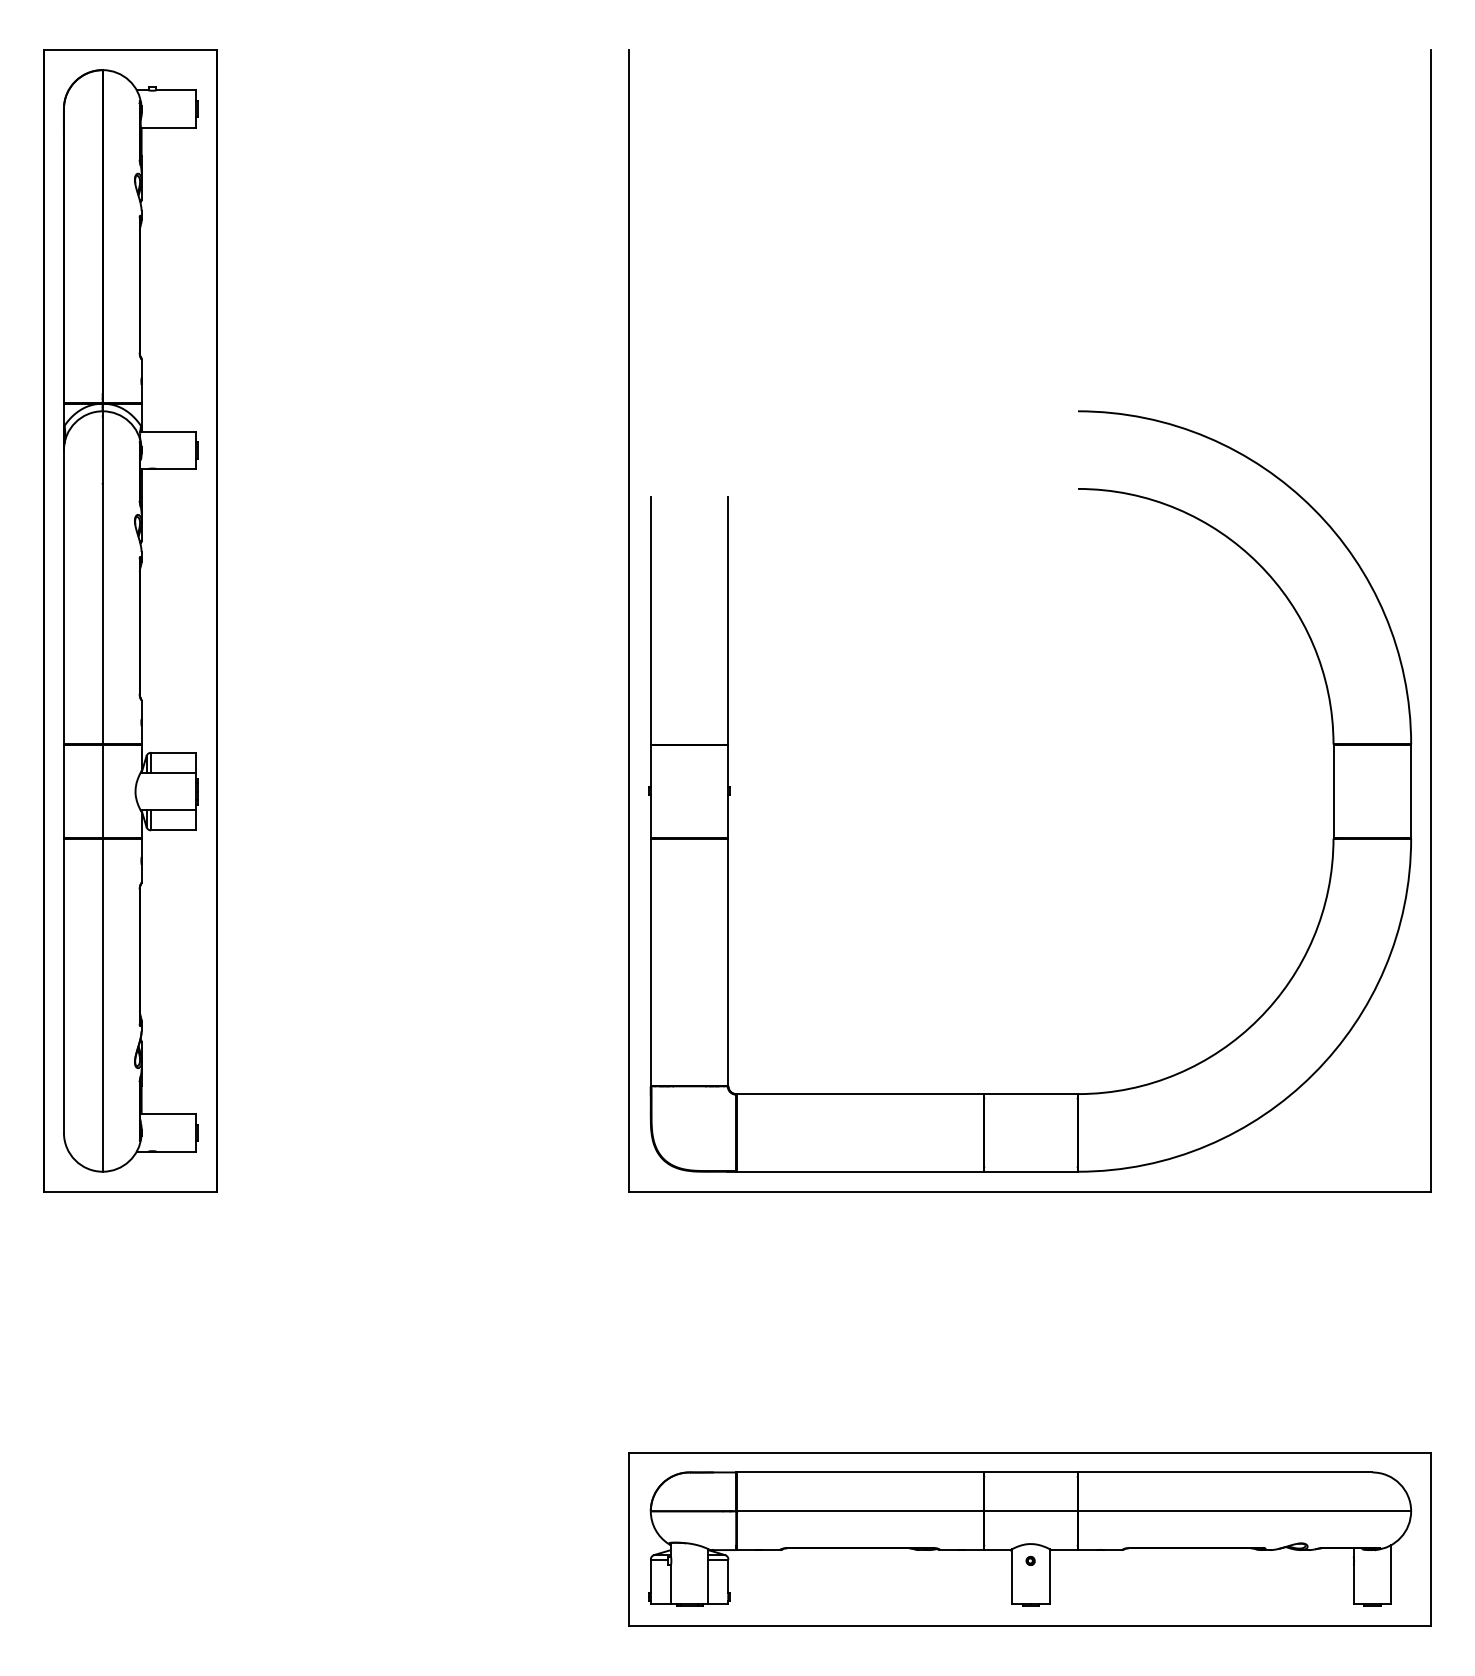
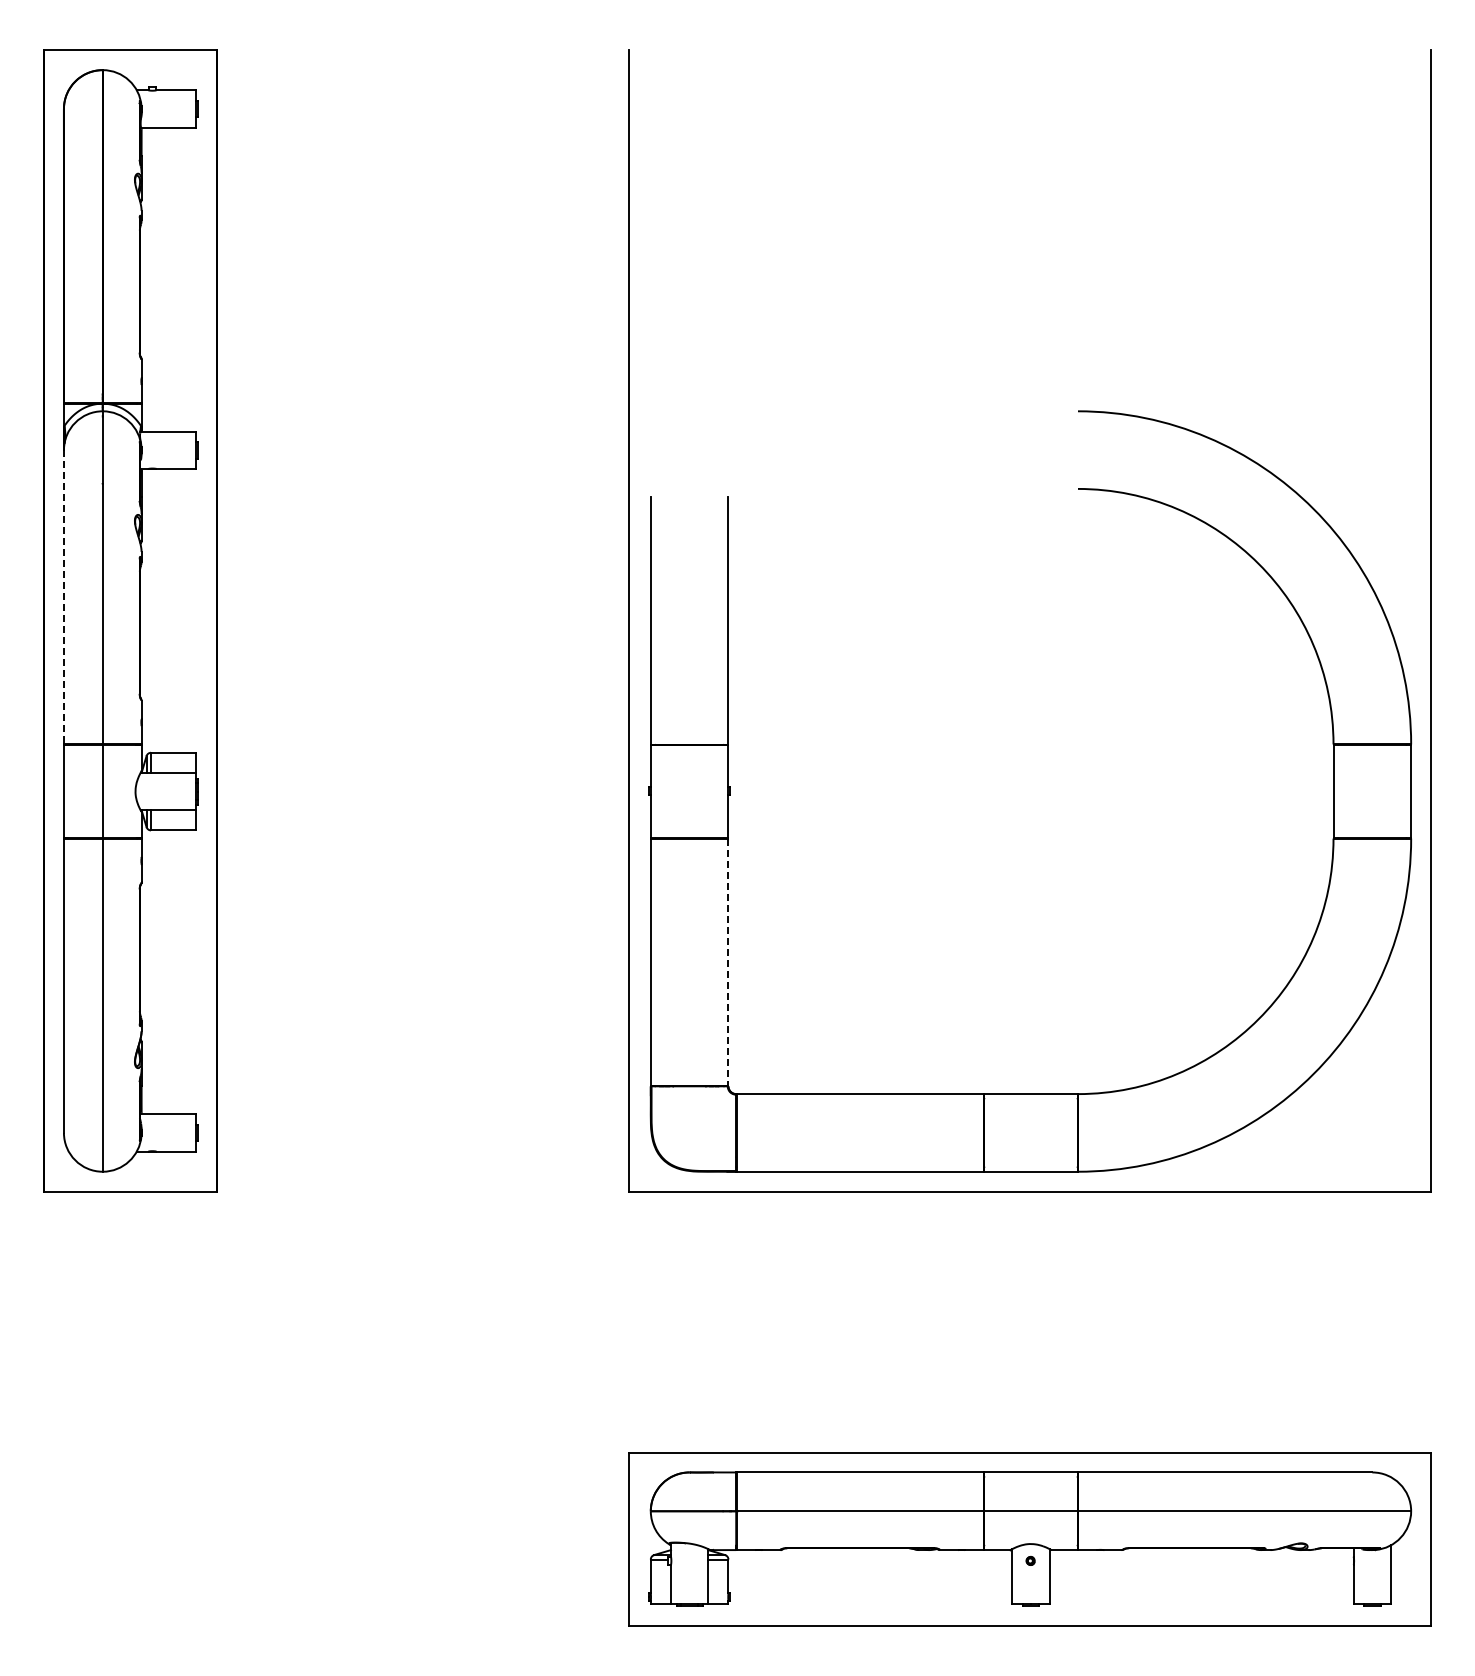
line: solid -> dashed (63, 597)
line: solid -> dashed (728, 962)
